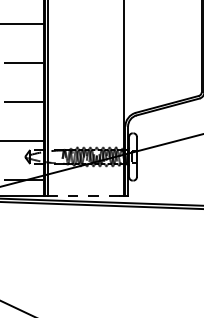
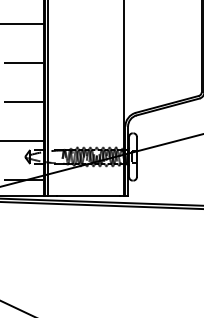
line: dashed -> solid (87, 195)
